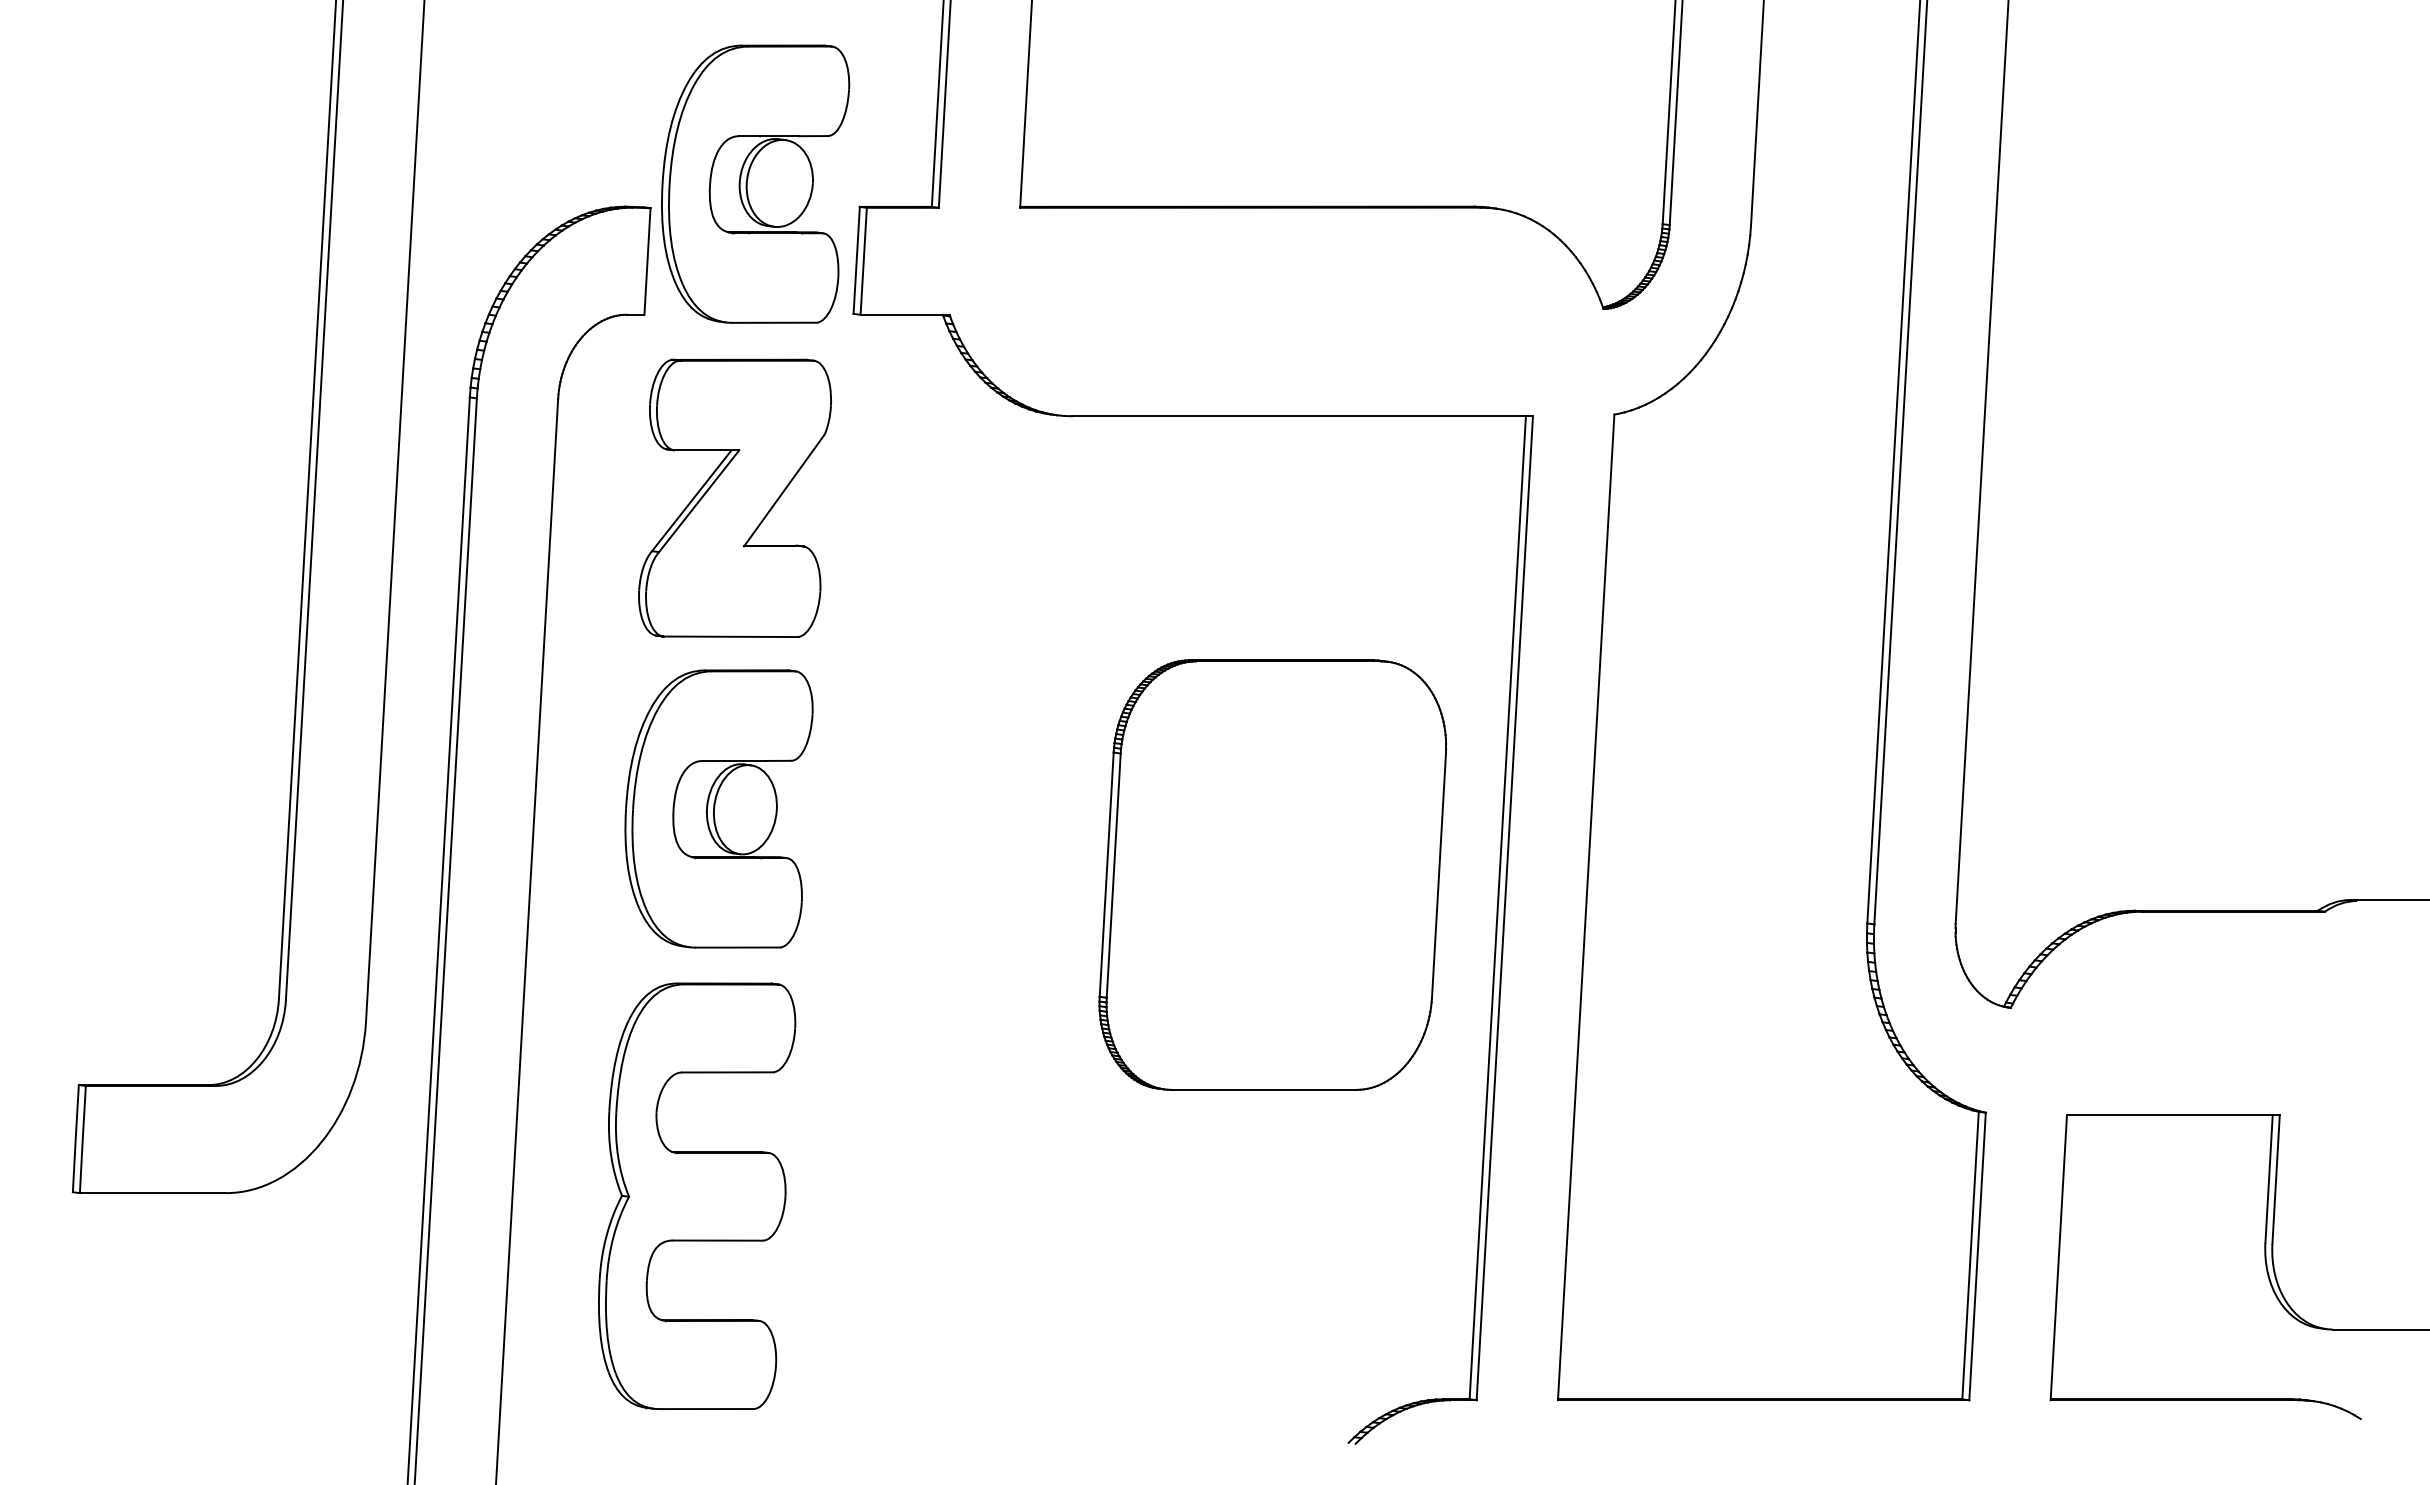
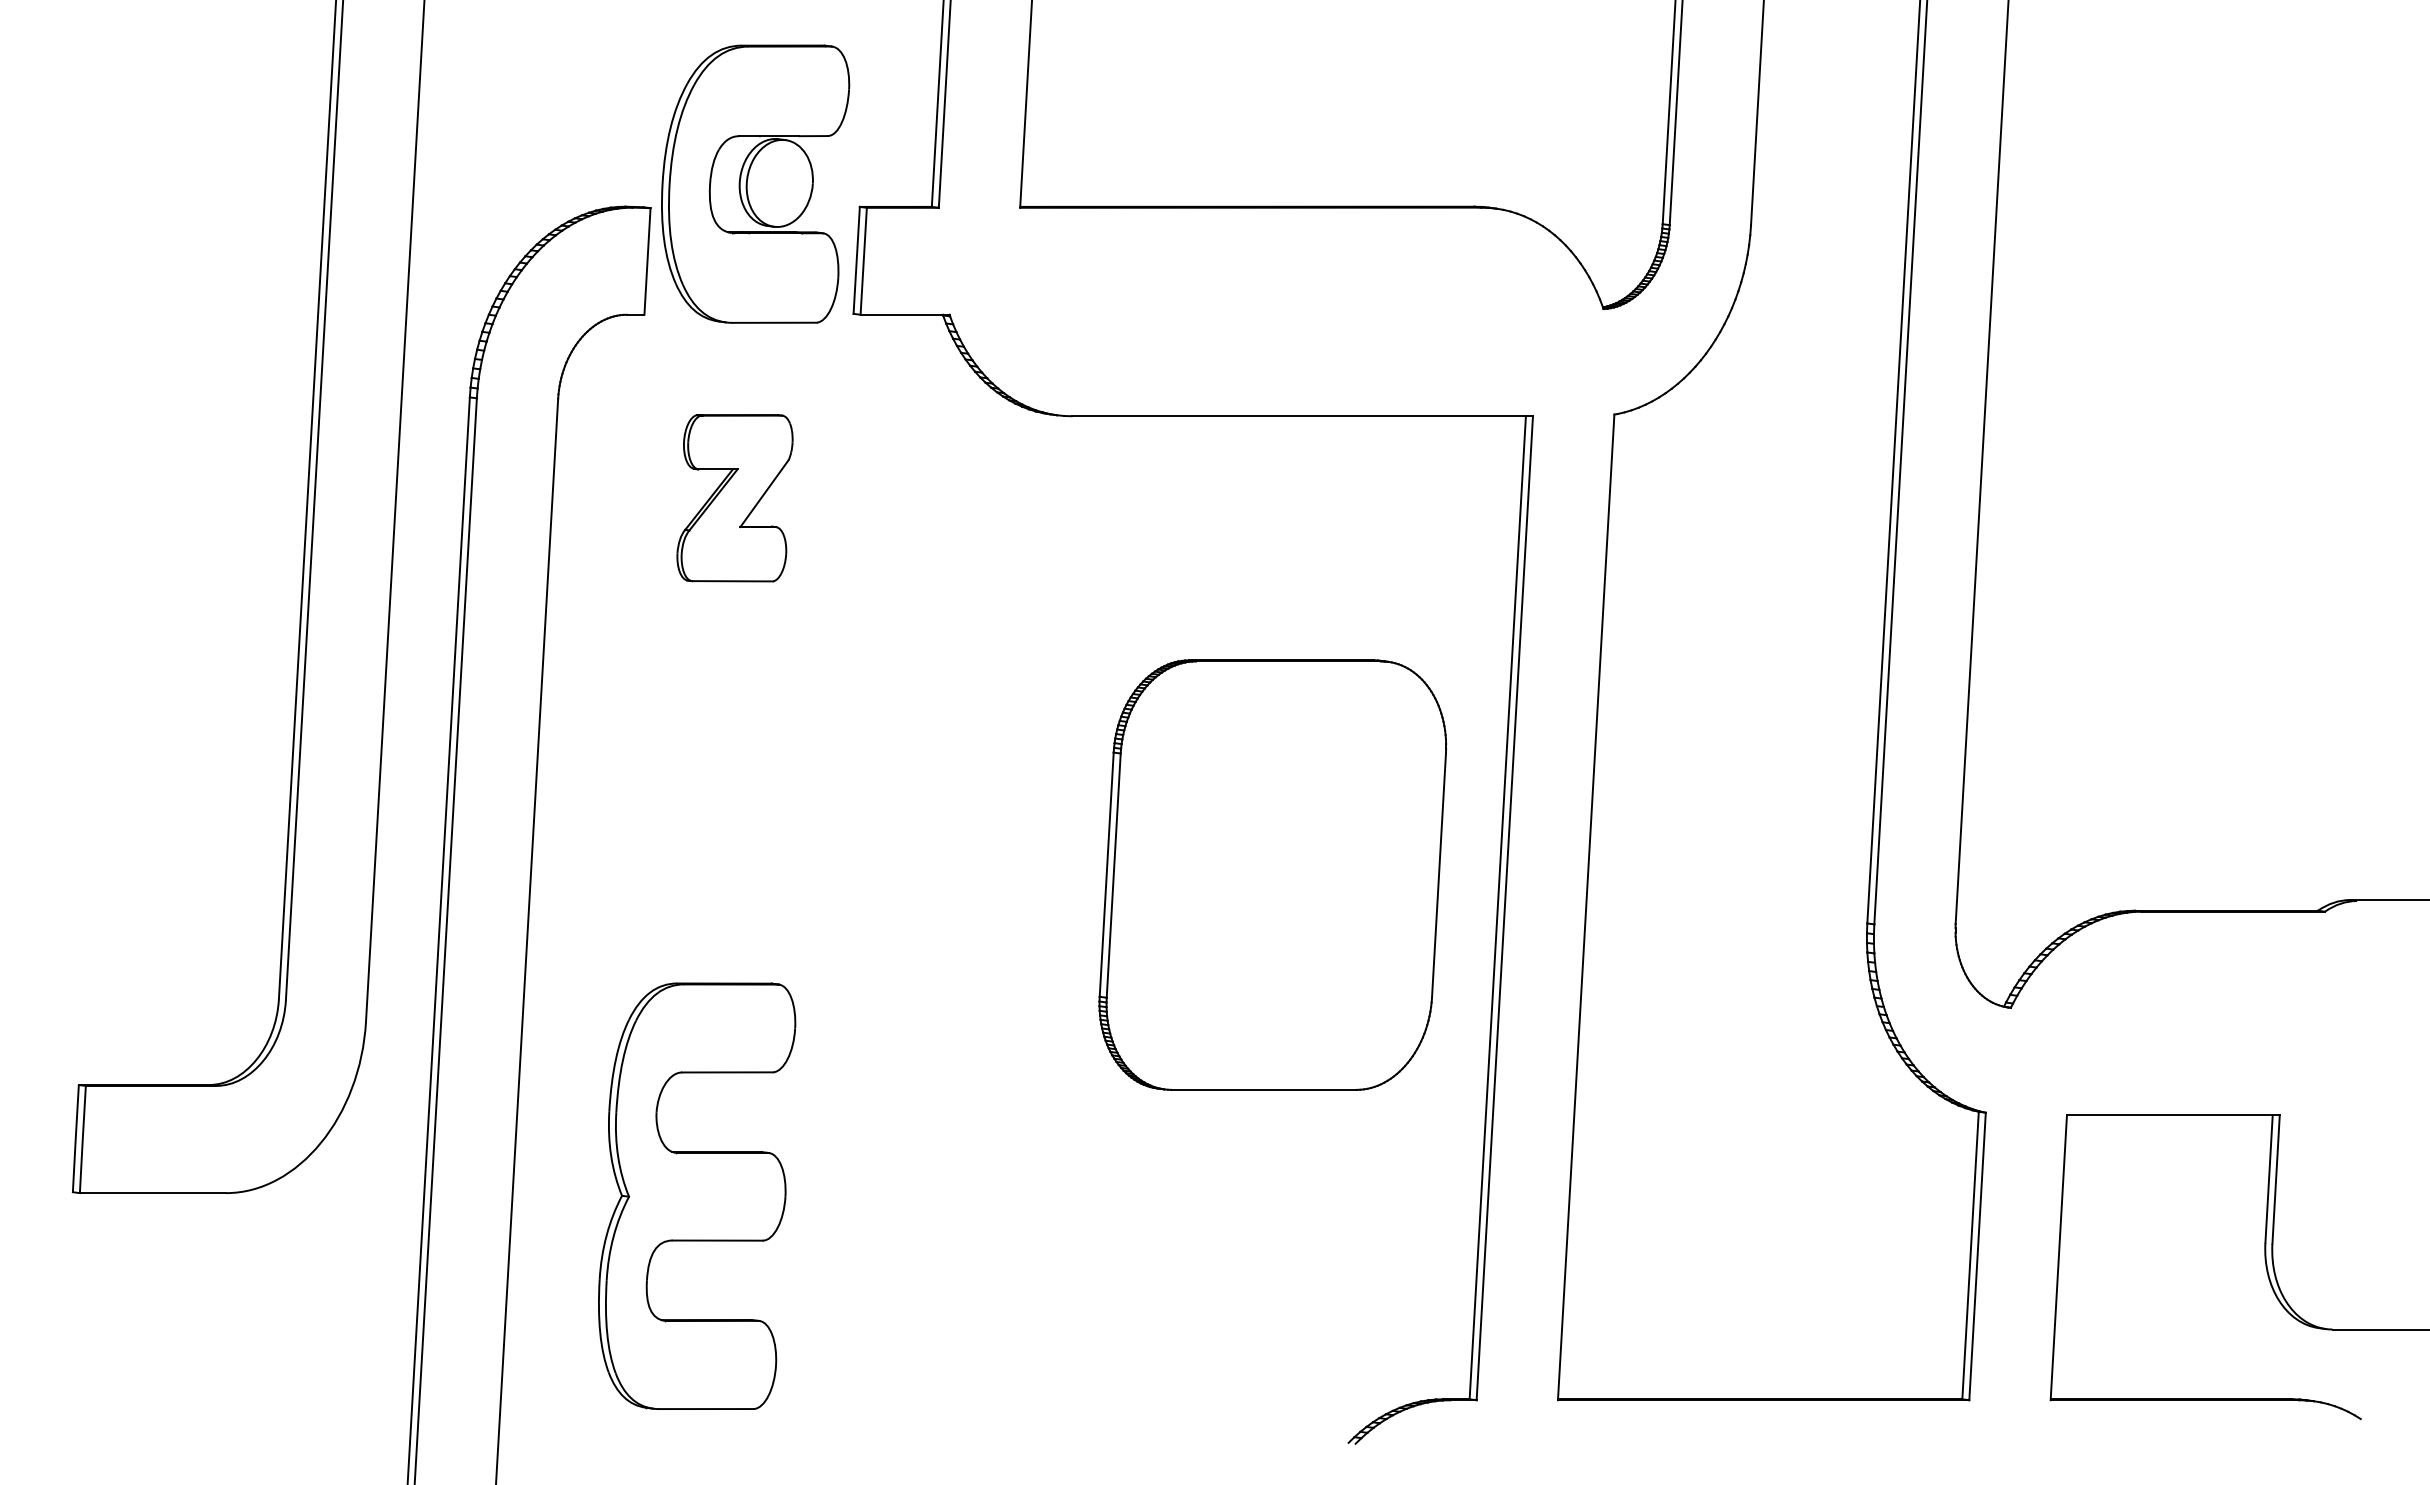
part size: 194x280 px -> 118x169 px (734, 498)
part: present -> none (718, 808)
